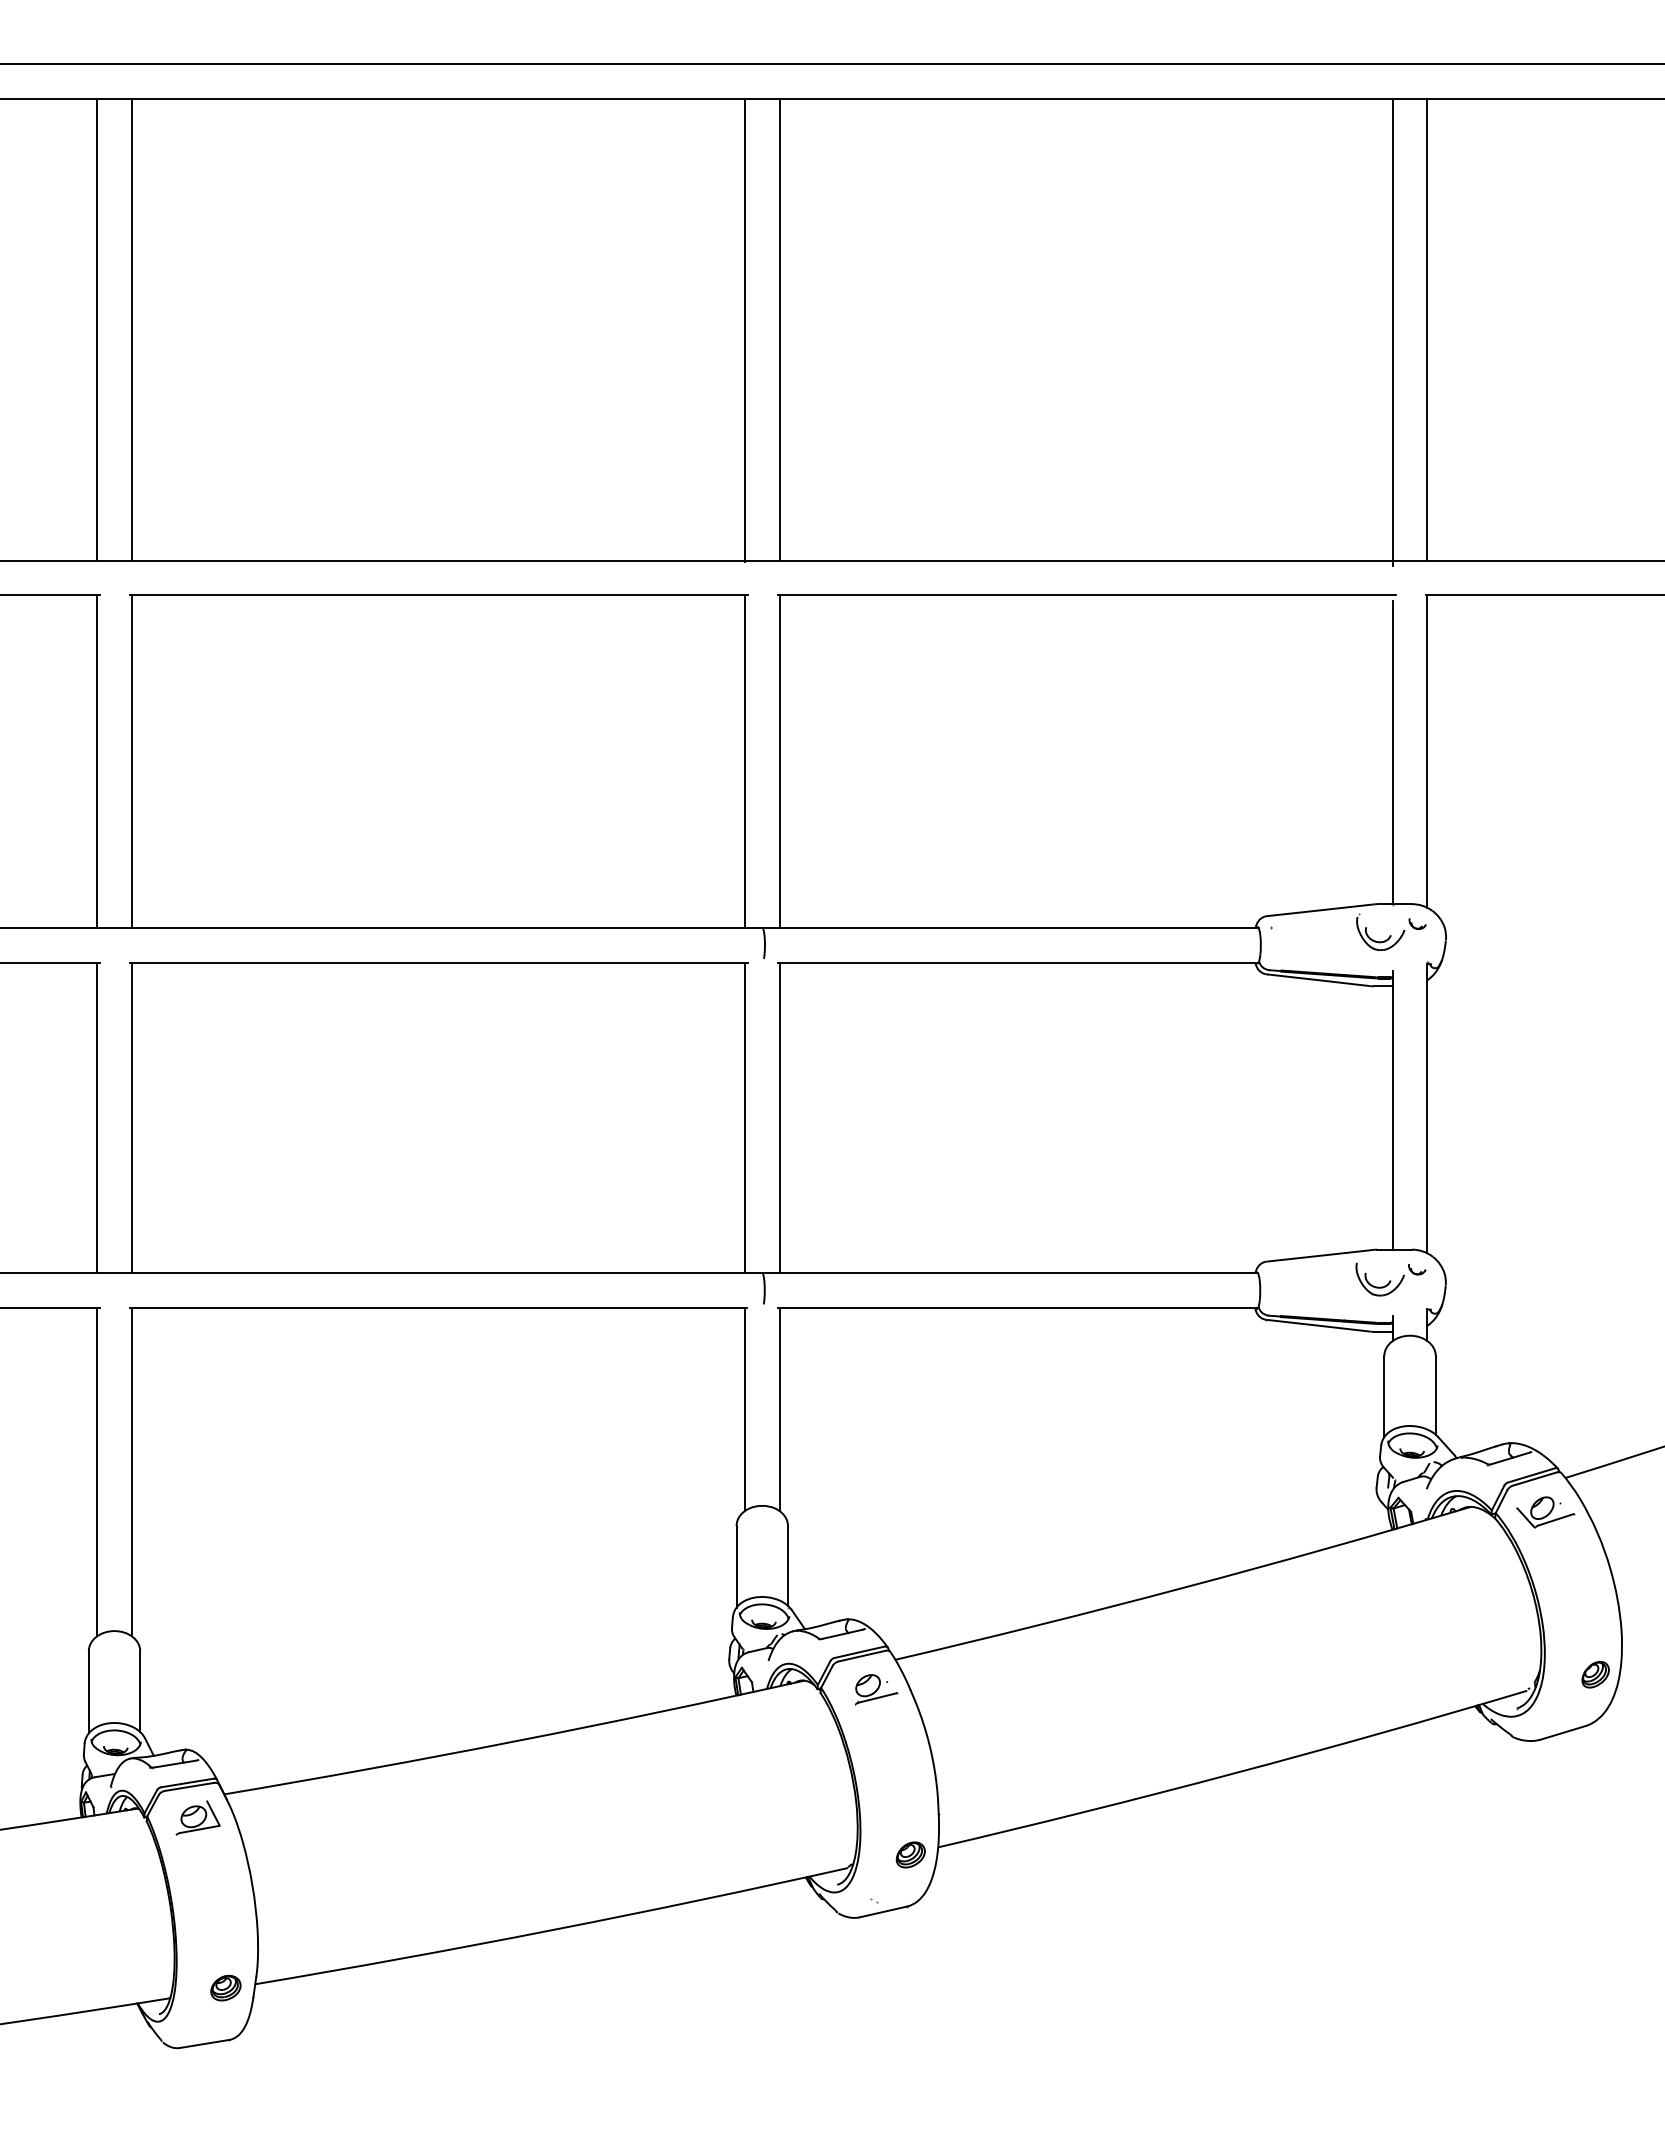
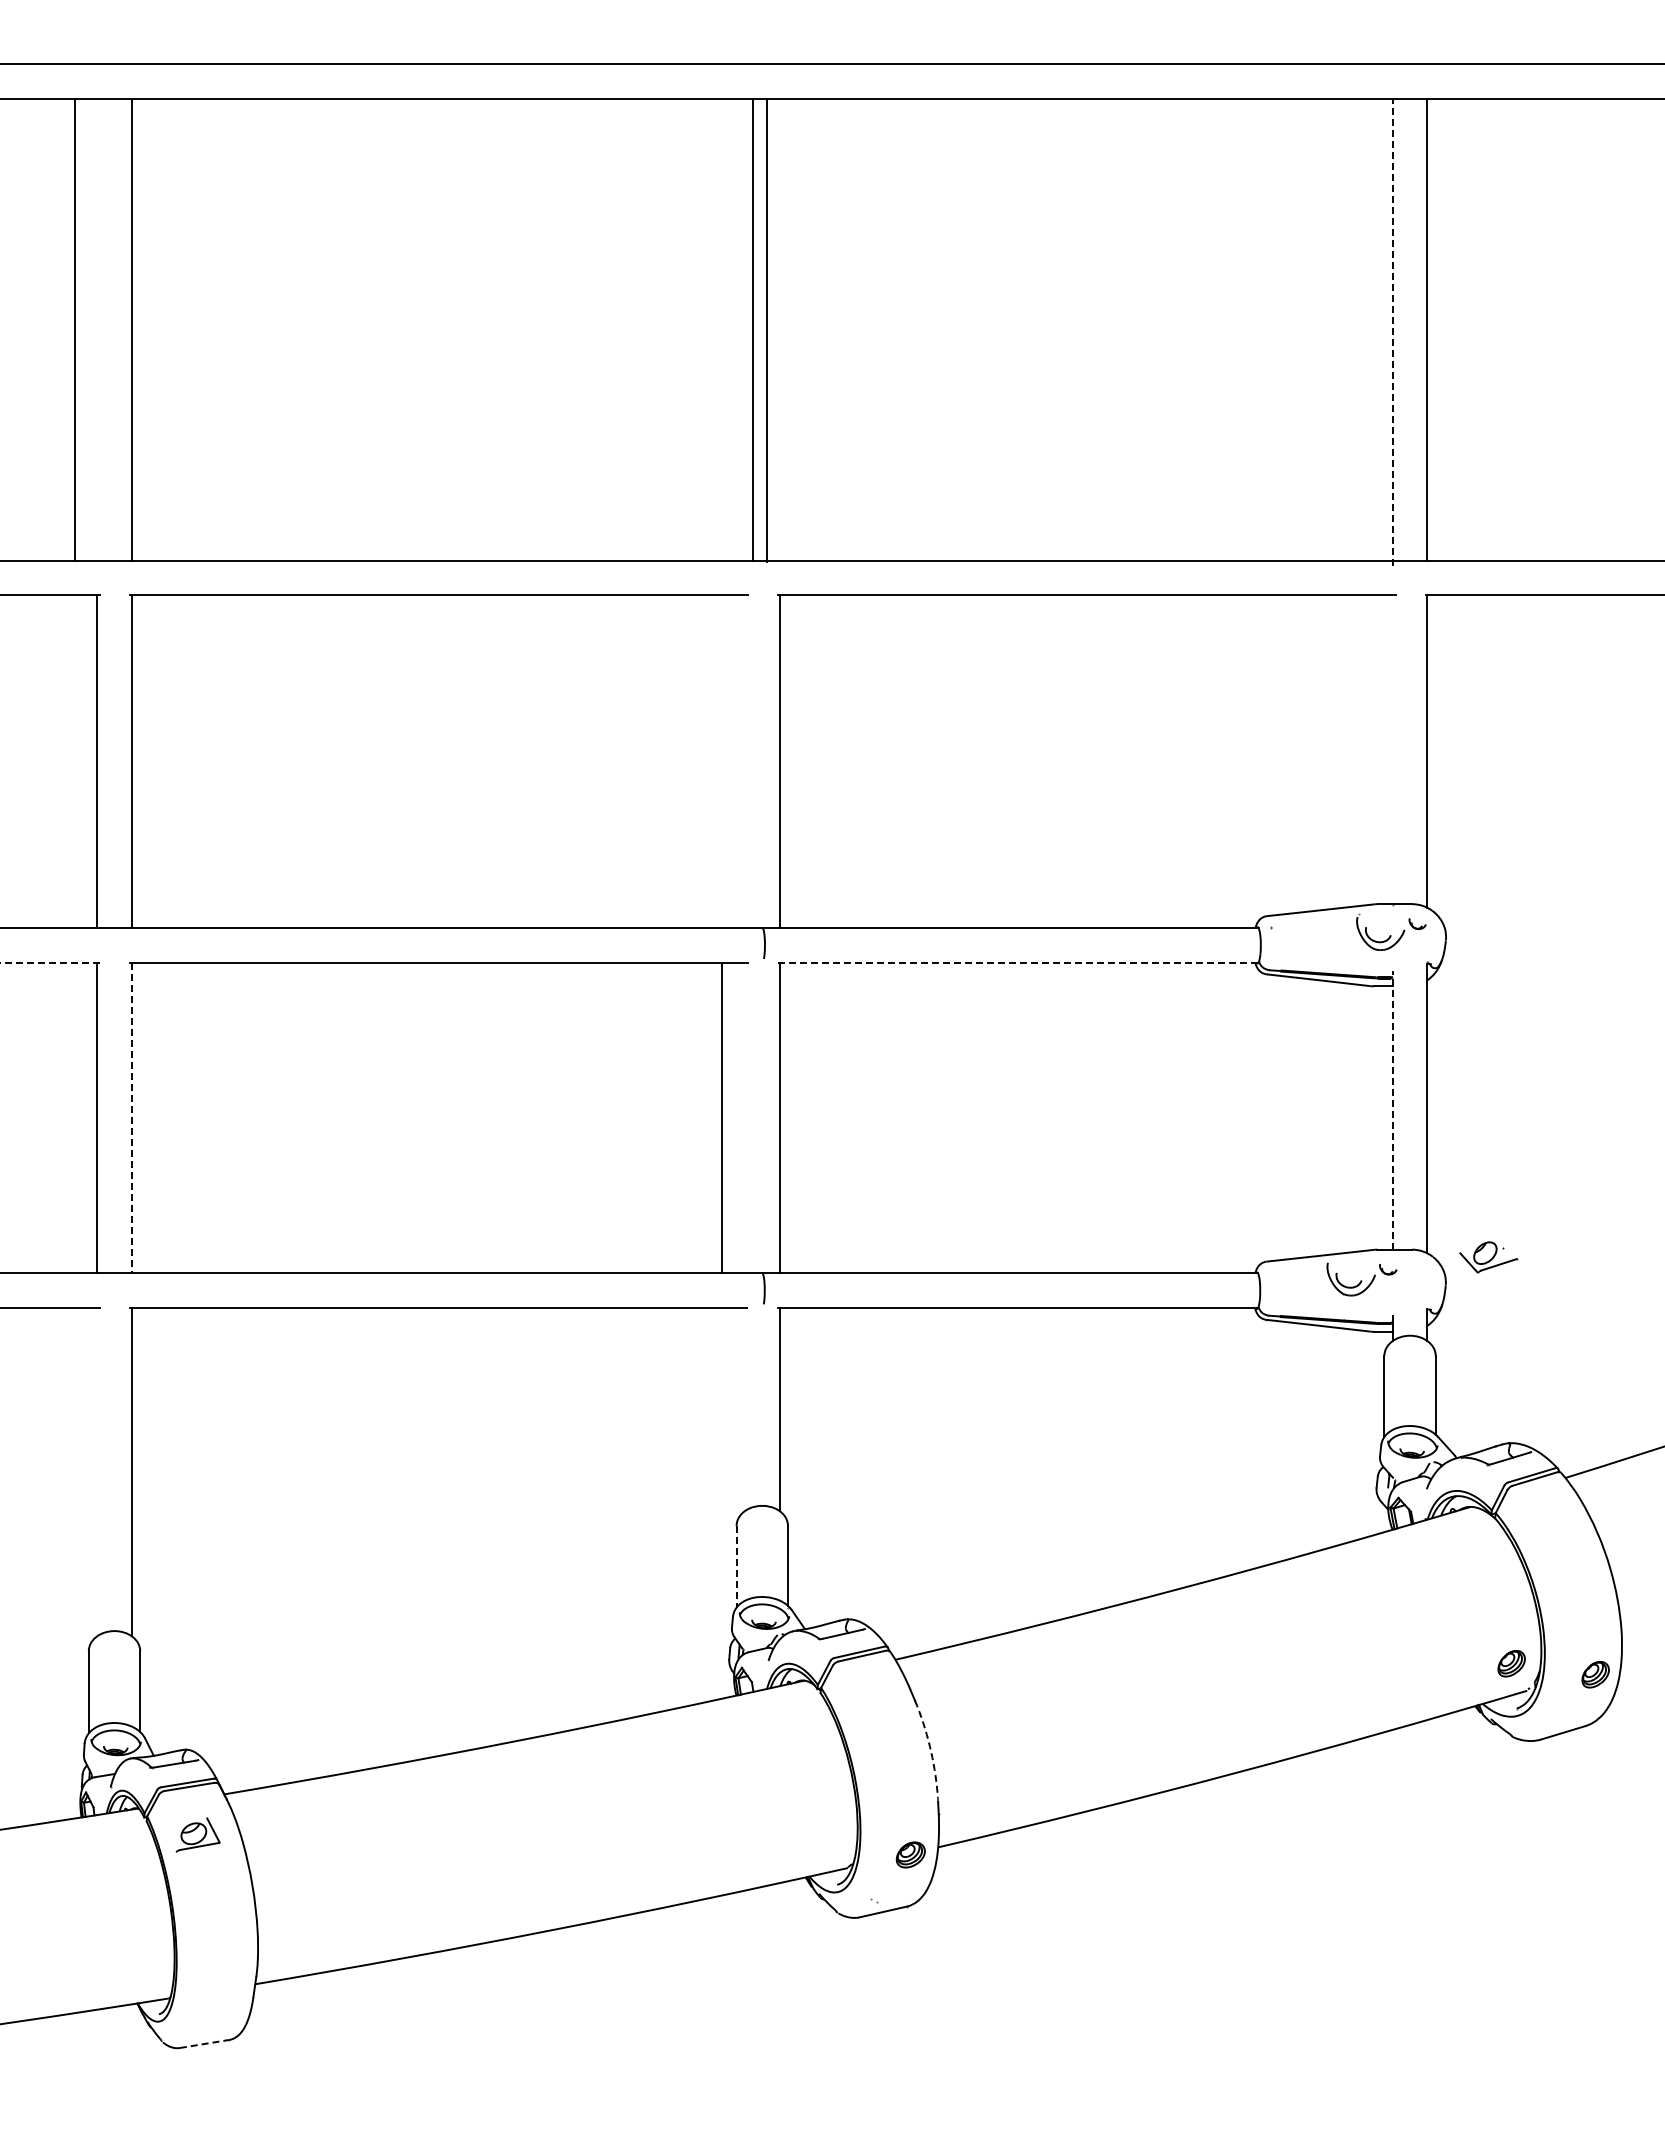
line position: (97, 329) -> (75, 329) (75, 329)
line position: (744, 329) -> (766, 329) (766, 329)
line position: (779, 329) -> (752, 329) (752, 329)
line: solid -> dashed (1392, 332)
line: present -> none (1392, 752)
line: present -> none (744, 761)
line: solid -> dashed (49, 962)
line: solid -> dashed (1019, 962)
line: solid -> dashed (1392, 1109)
line position: (744, 1117) -> (721, 1117) (721, 1117)
line: solid -> dashed (131, 1118)
part position: (1390, 1279) -> (1361, 1279) (1361, 1279)
line: present -> none (744, 1409)
line: present -> none (97, 1472)
part position: (1545, 1512) -> (1488, 1257) (1488, 1257)
line: solid -> dashed (736, 1566)
part: none -> present (1511, 1663)
part: present -> none (876, 1689)
line: solid -> dashed (931, 1753)
part position: (197, 1817) -> (197, 1834) (197, 1834)
part: present -> none (225, 1987)
line: solid -> dashed (204, 2043)
